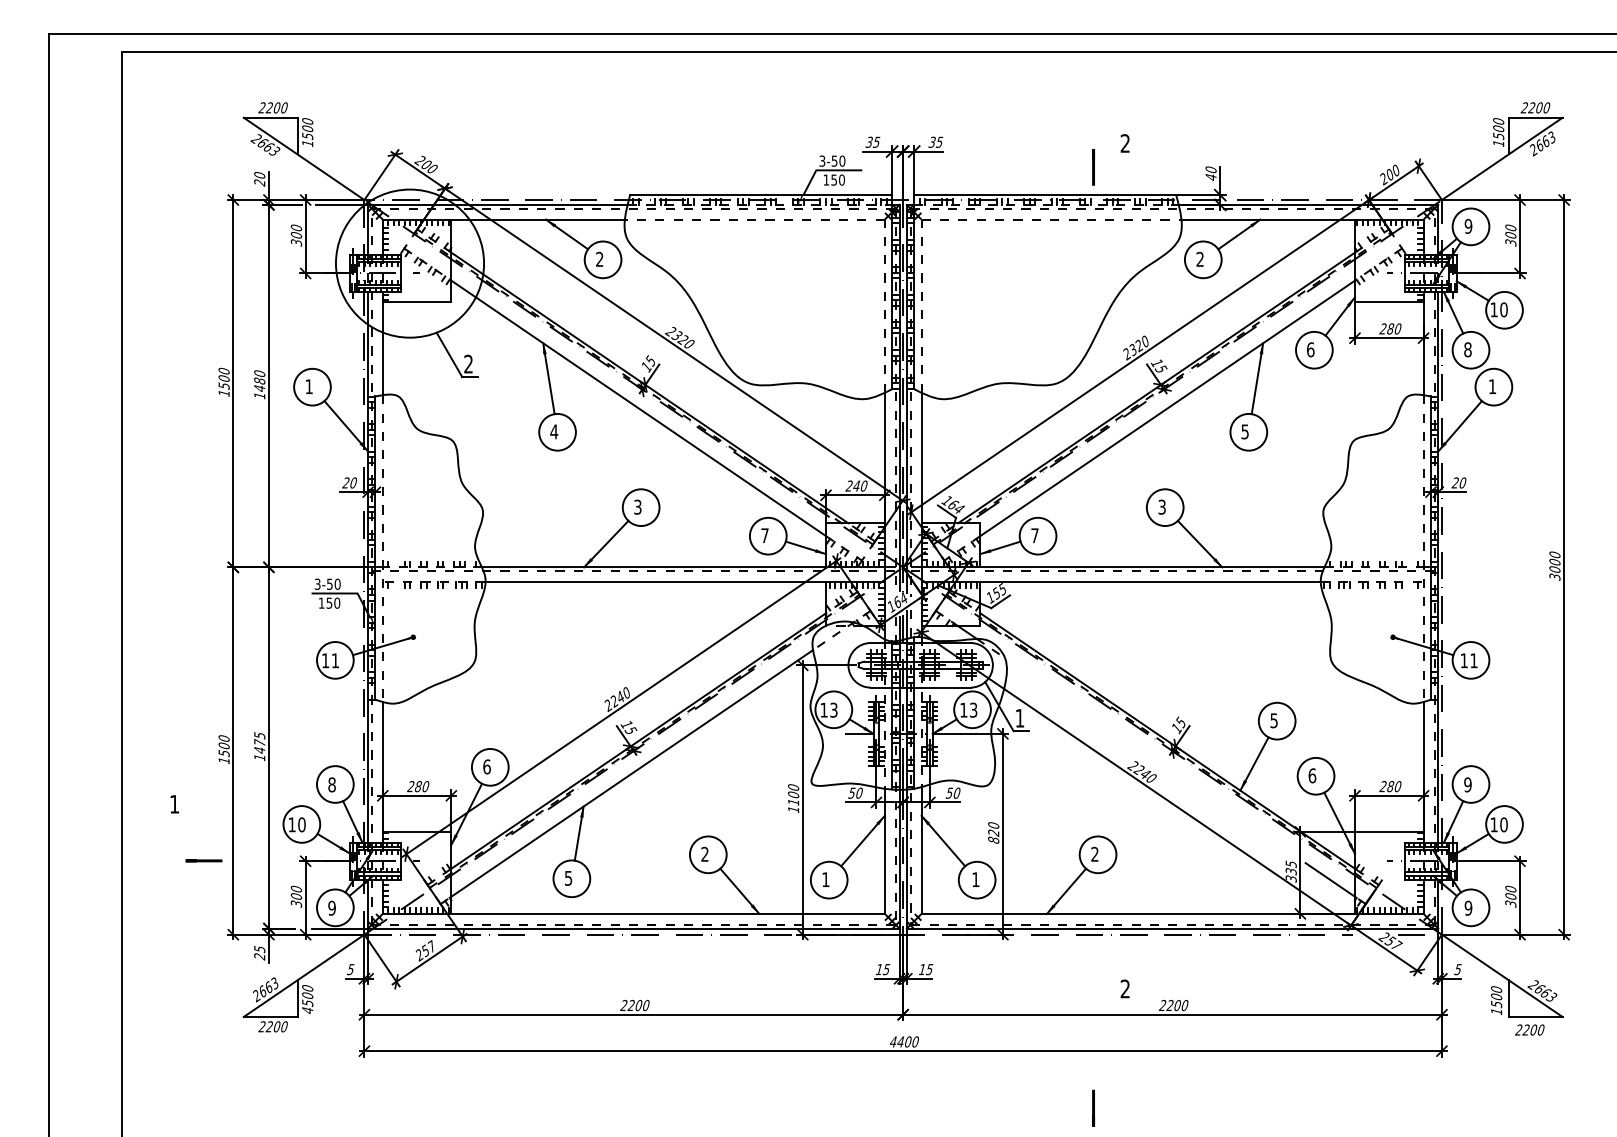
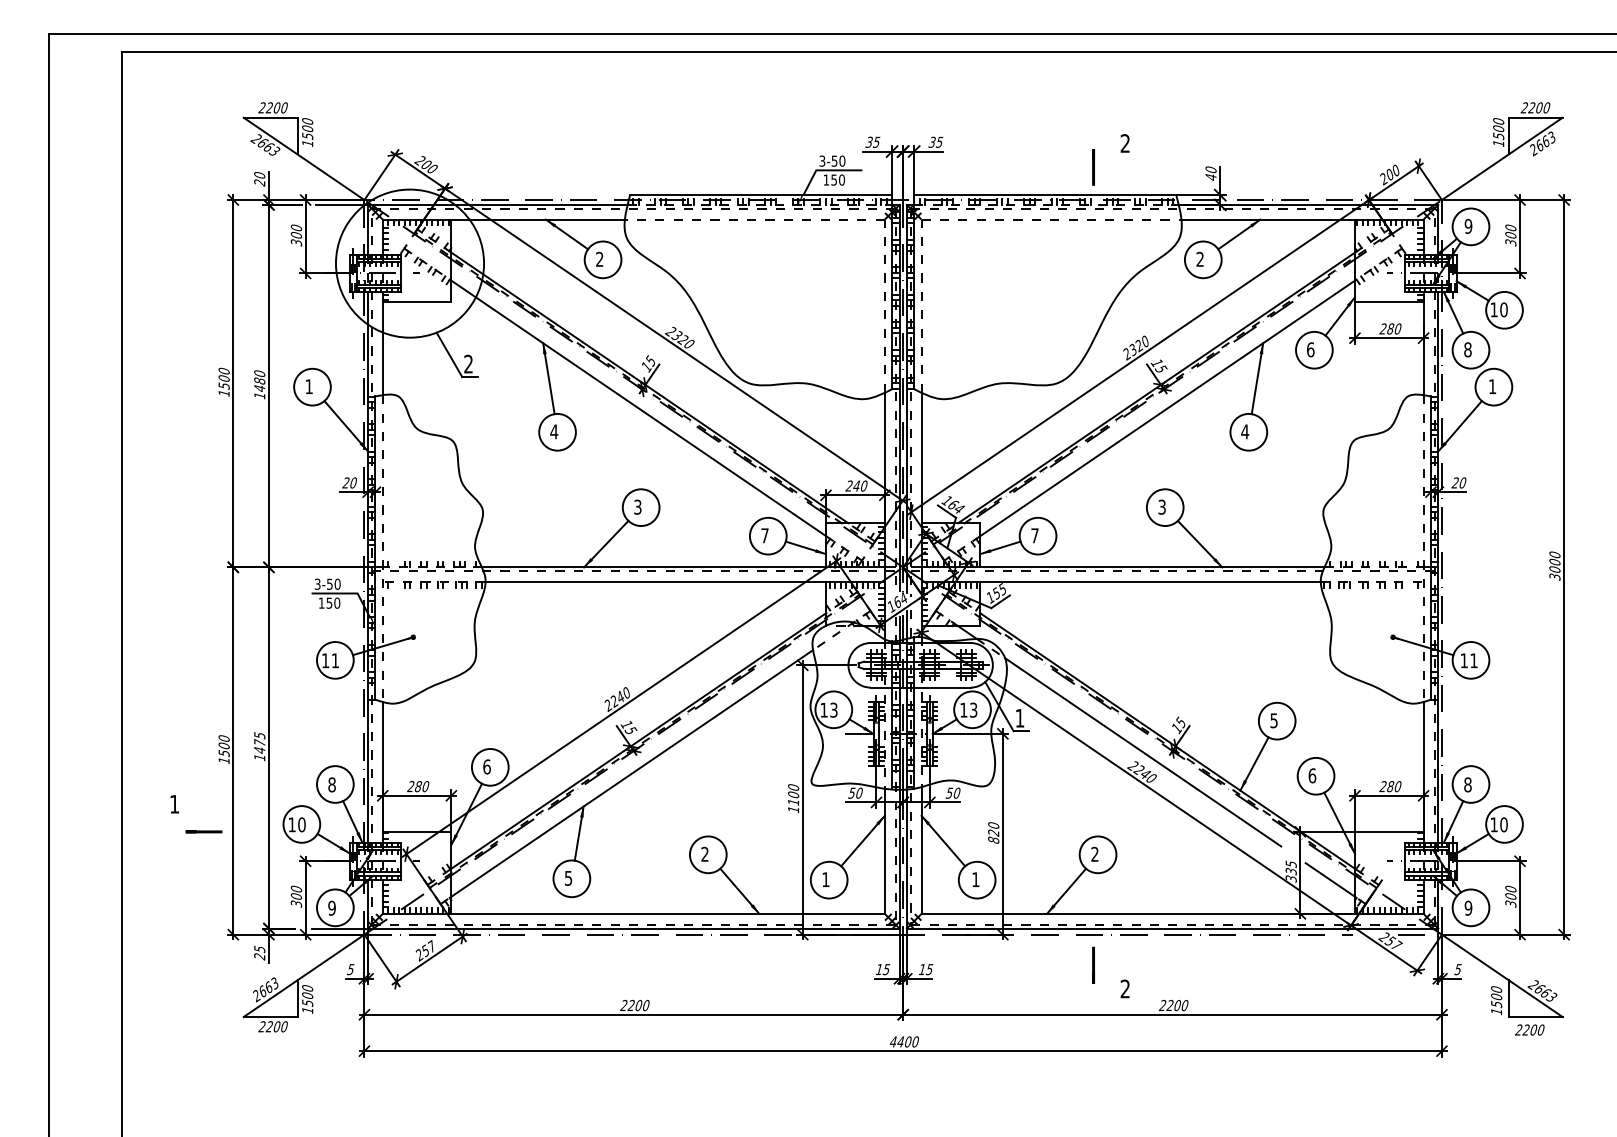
text: 5 -> 4 (1245, 431)
line: none -> present (1143, 752)
text: 9 -> 8 (1467, 784)
line position: (203, 860) -> (203, 831) (203, 831)
text: 4500 -> 1500 (307, 1010)
line position: (1093, 1107) -> (1093, 964) (1093, 964)
